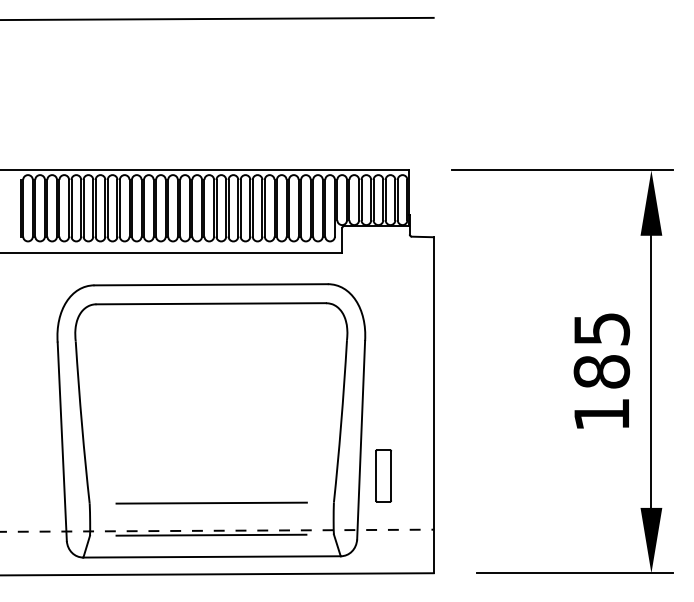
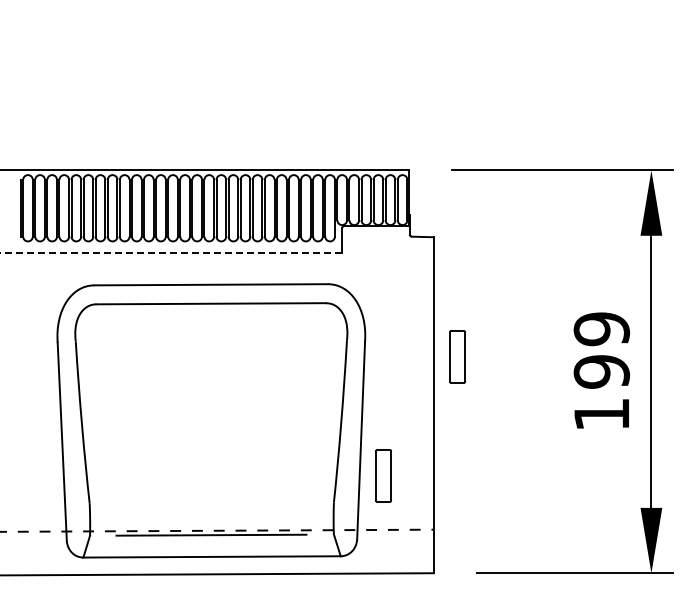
line: present -> none (217, 18)
line: solid -> dashed (171, 252)
text: 185 -> 199 (601, 350)
part: none -> present (457, 356)
line: present -> none (211, 502)
